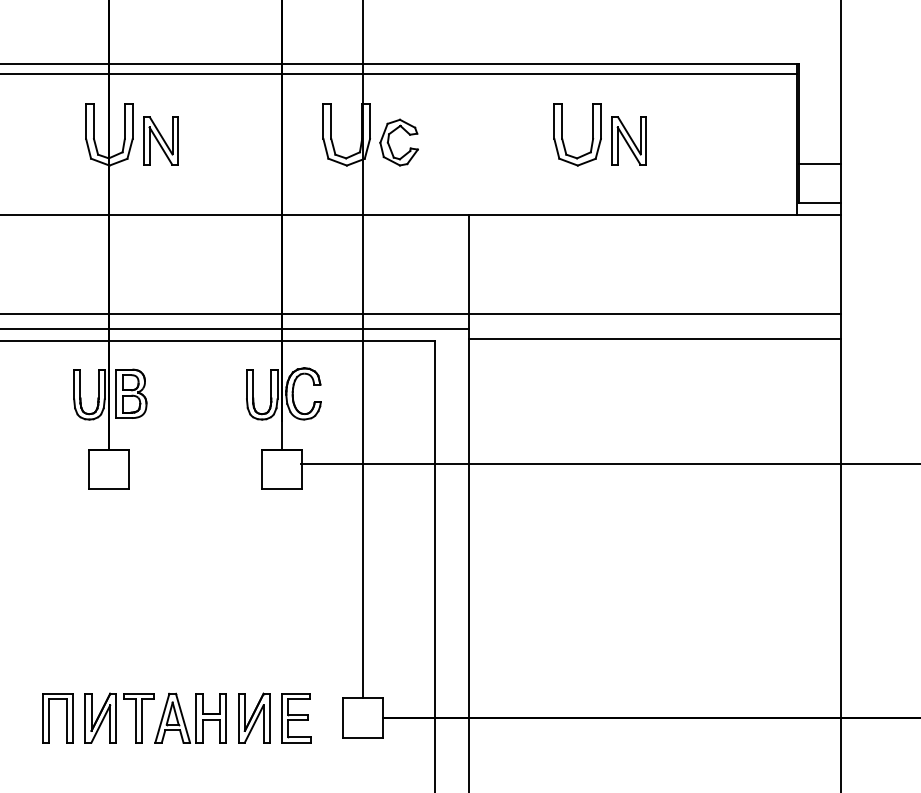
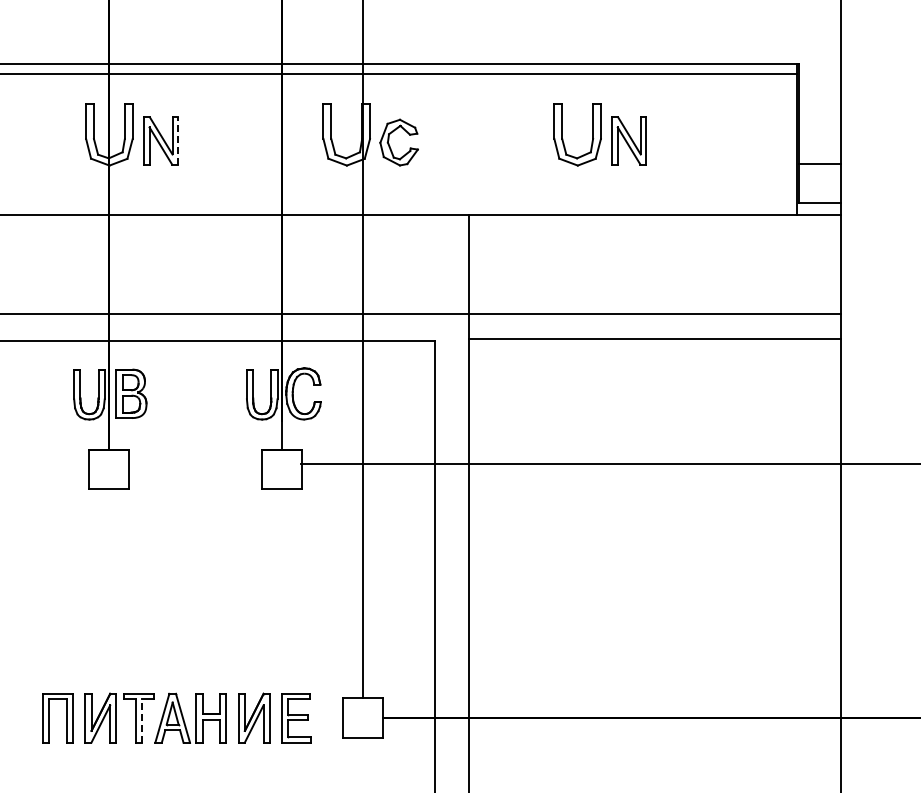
line: solid -> dashed (177, 140)
line: present -> none (235, 328)
line: solid -> dashed (142, 721)
